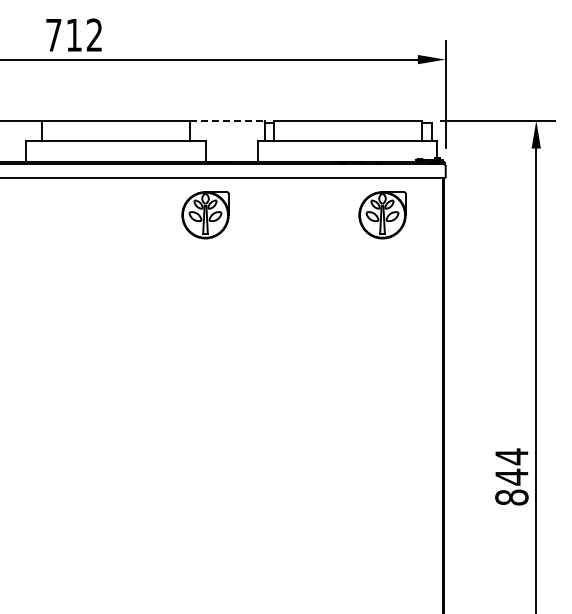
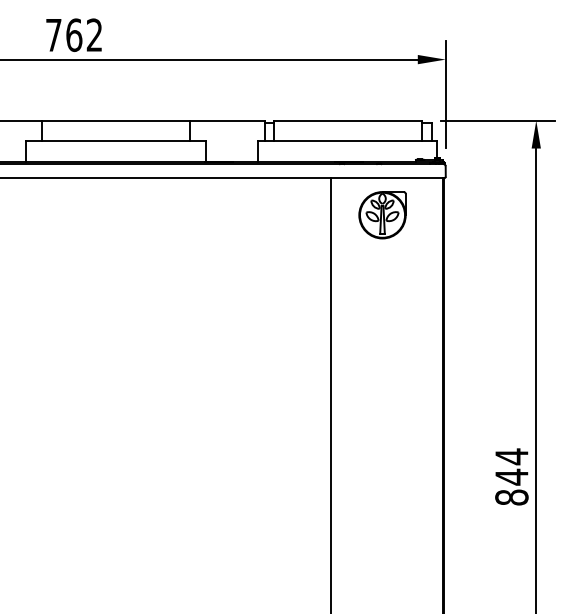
text: 712 -> 762 (74, 35)
line: dashed -> solid (228, 120)
part: present -> none (205, 215)
line: none -> present (331, 394)
